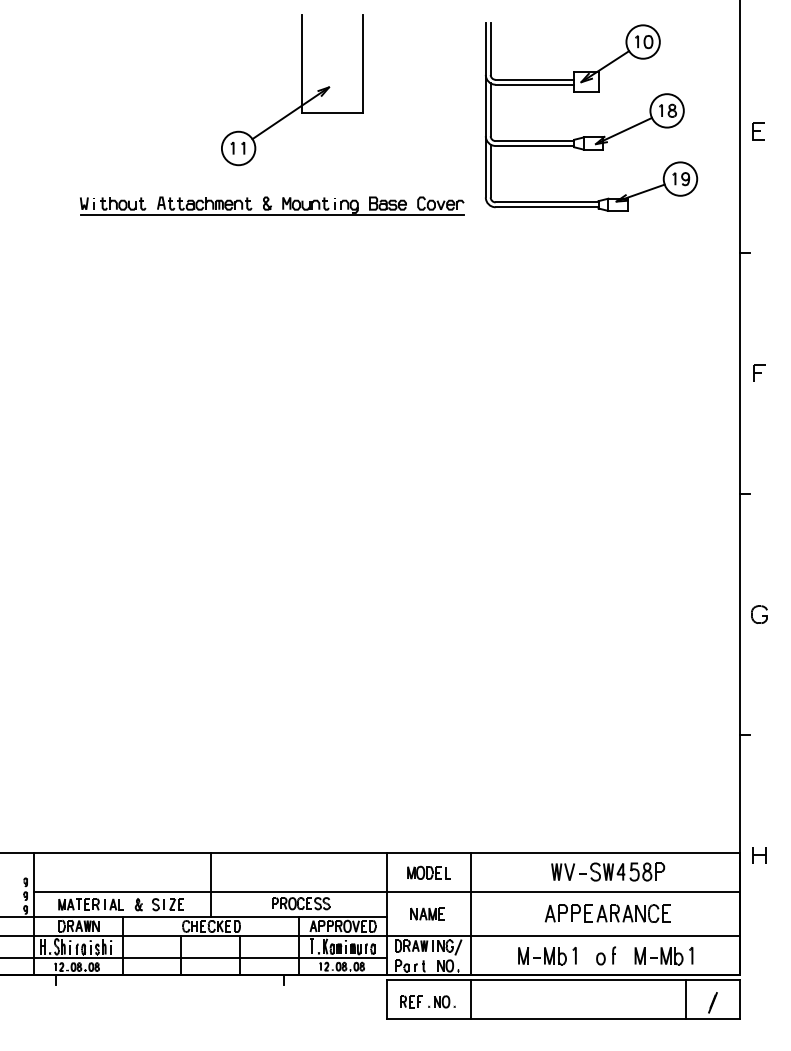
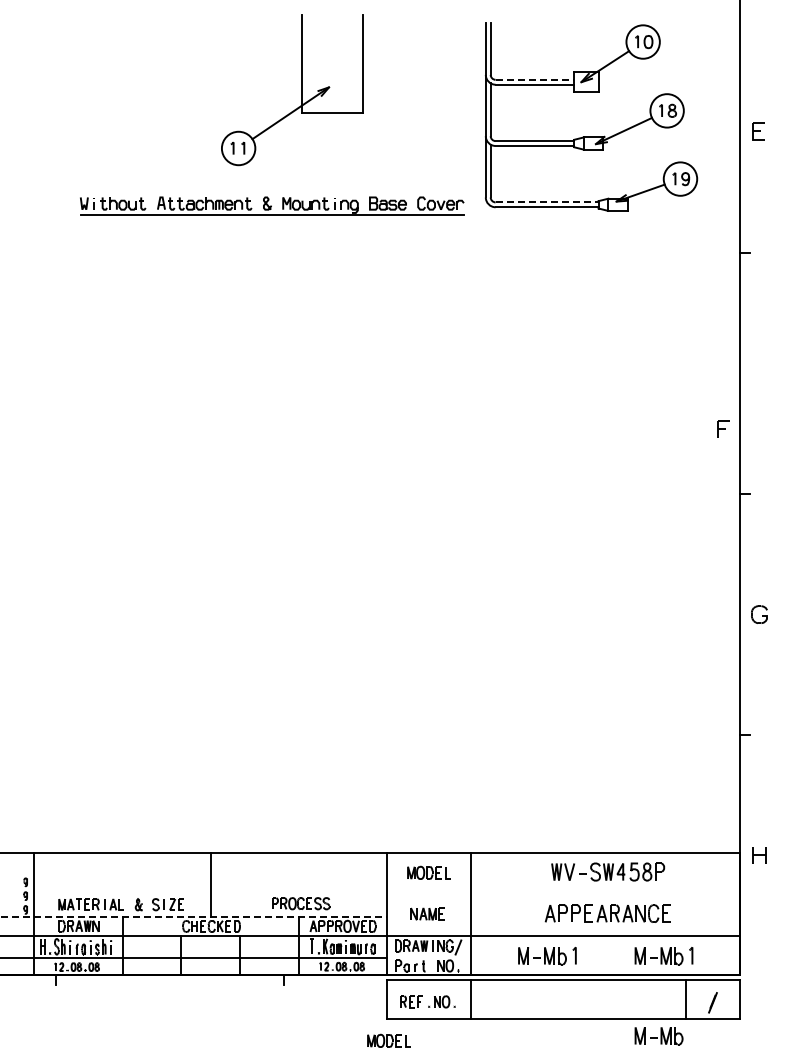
line: solid -> dashed (535, 79)
line: solid -> dashed (547, 202)
part position: (759, 372) -> (723, 428) (723, 428)
line: present -> none (387, 892)
line: solid -> dashed (194, 916)
part: present -> none (605, 955)
part: none -> present (658, 1036)
part: none -> present (388, 1040)
